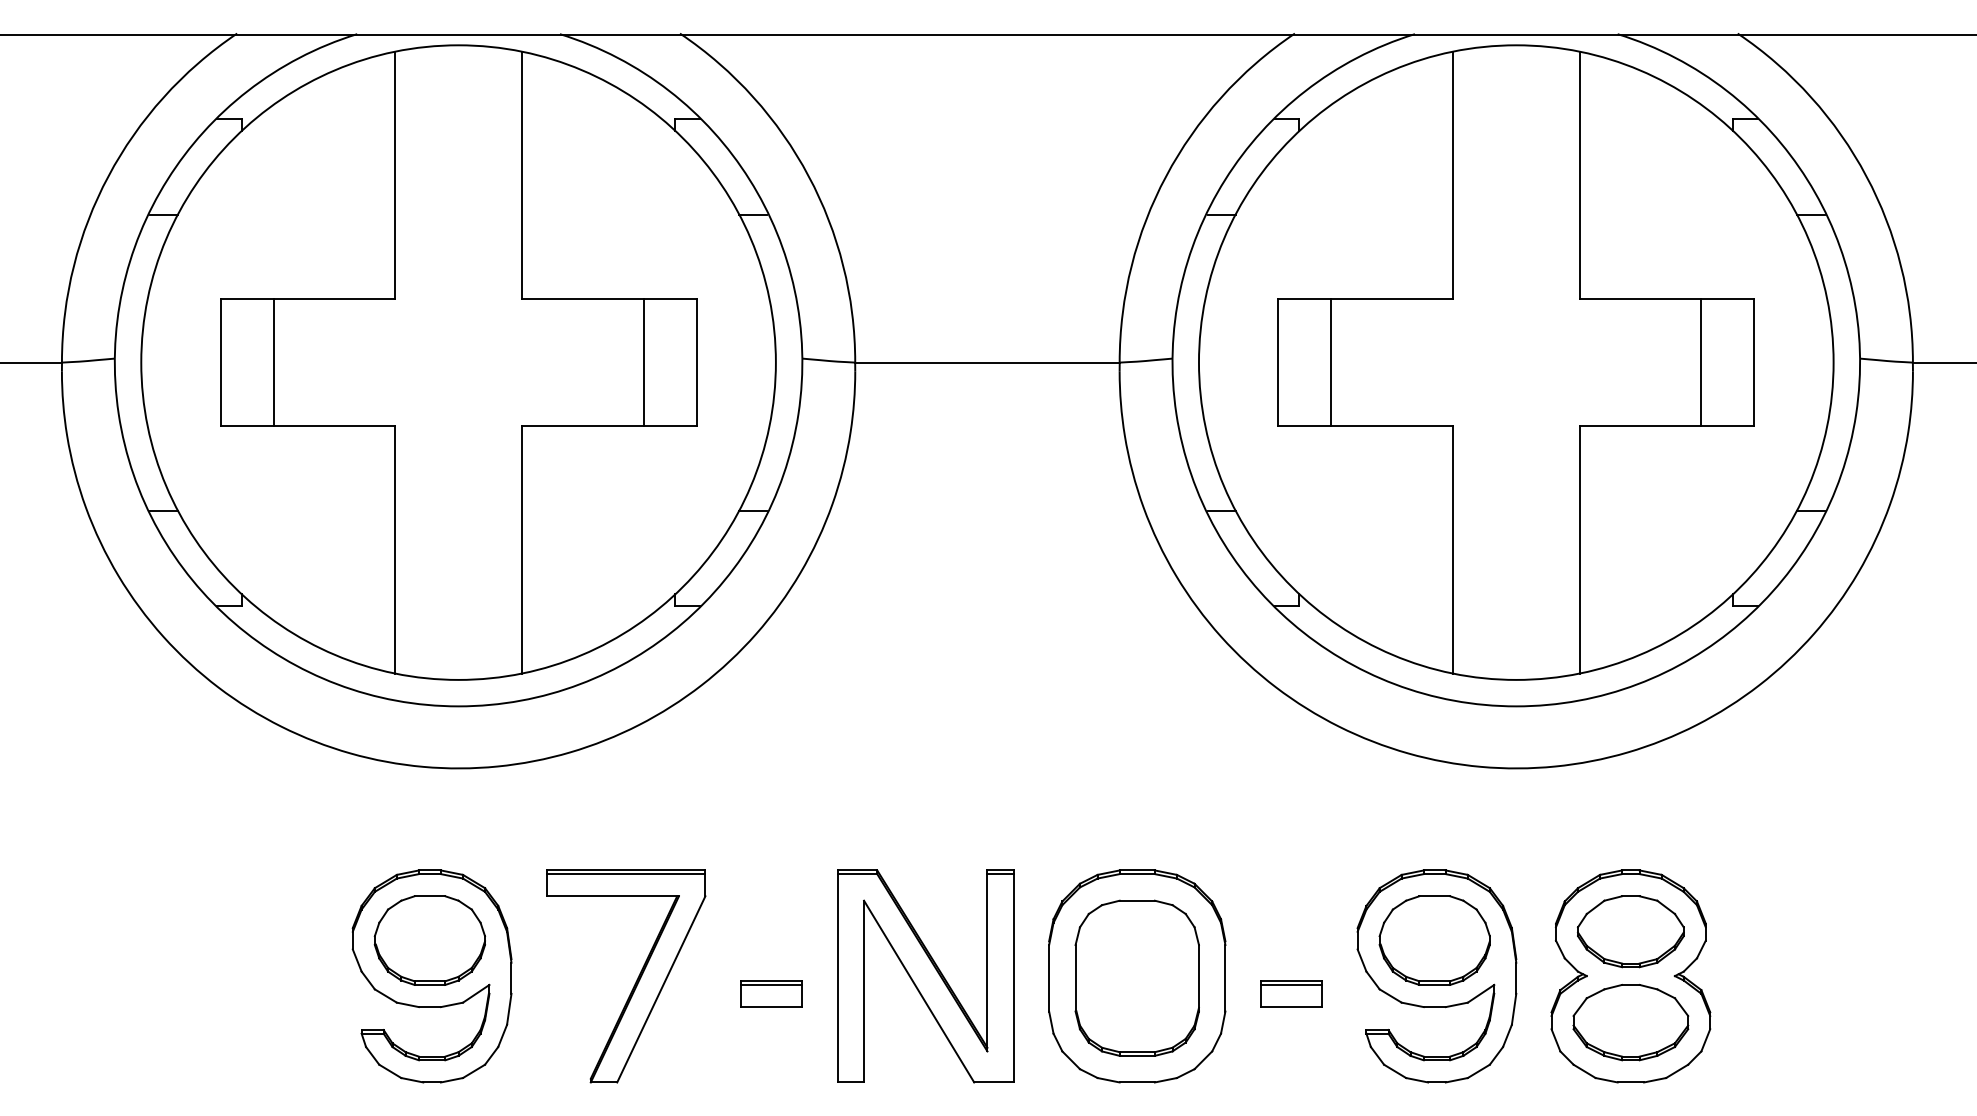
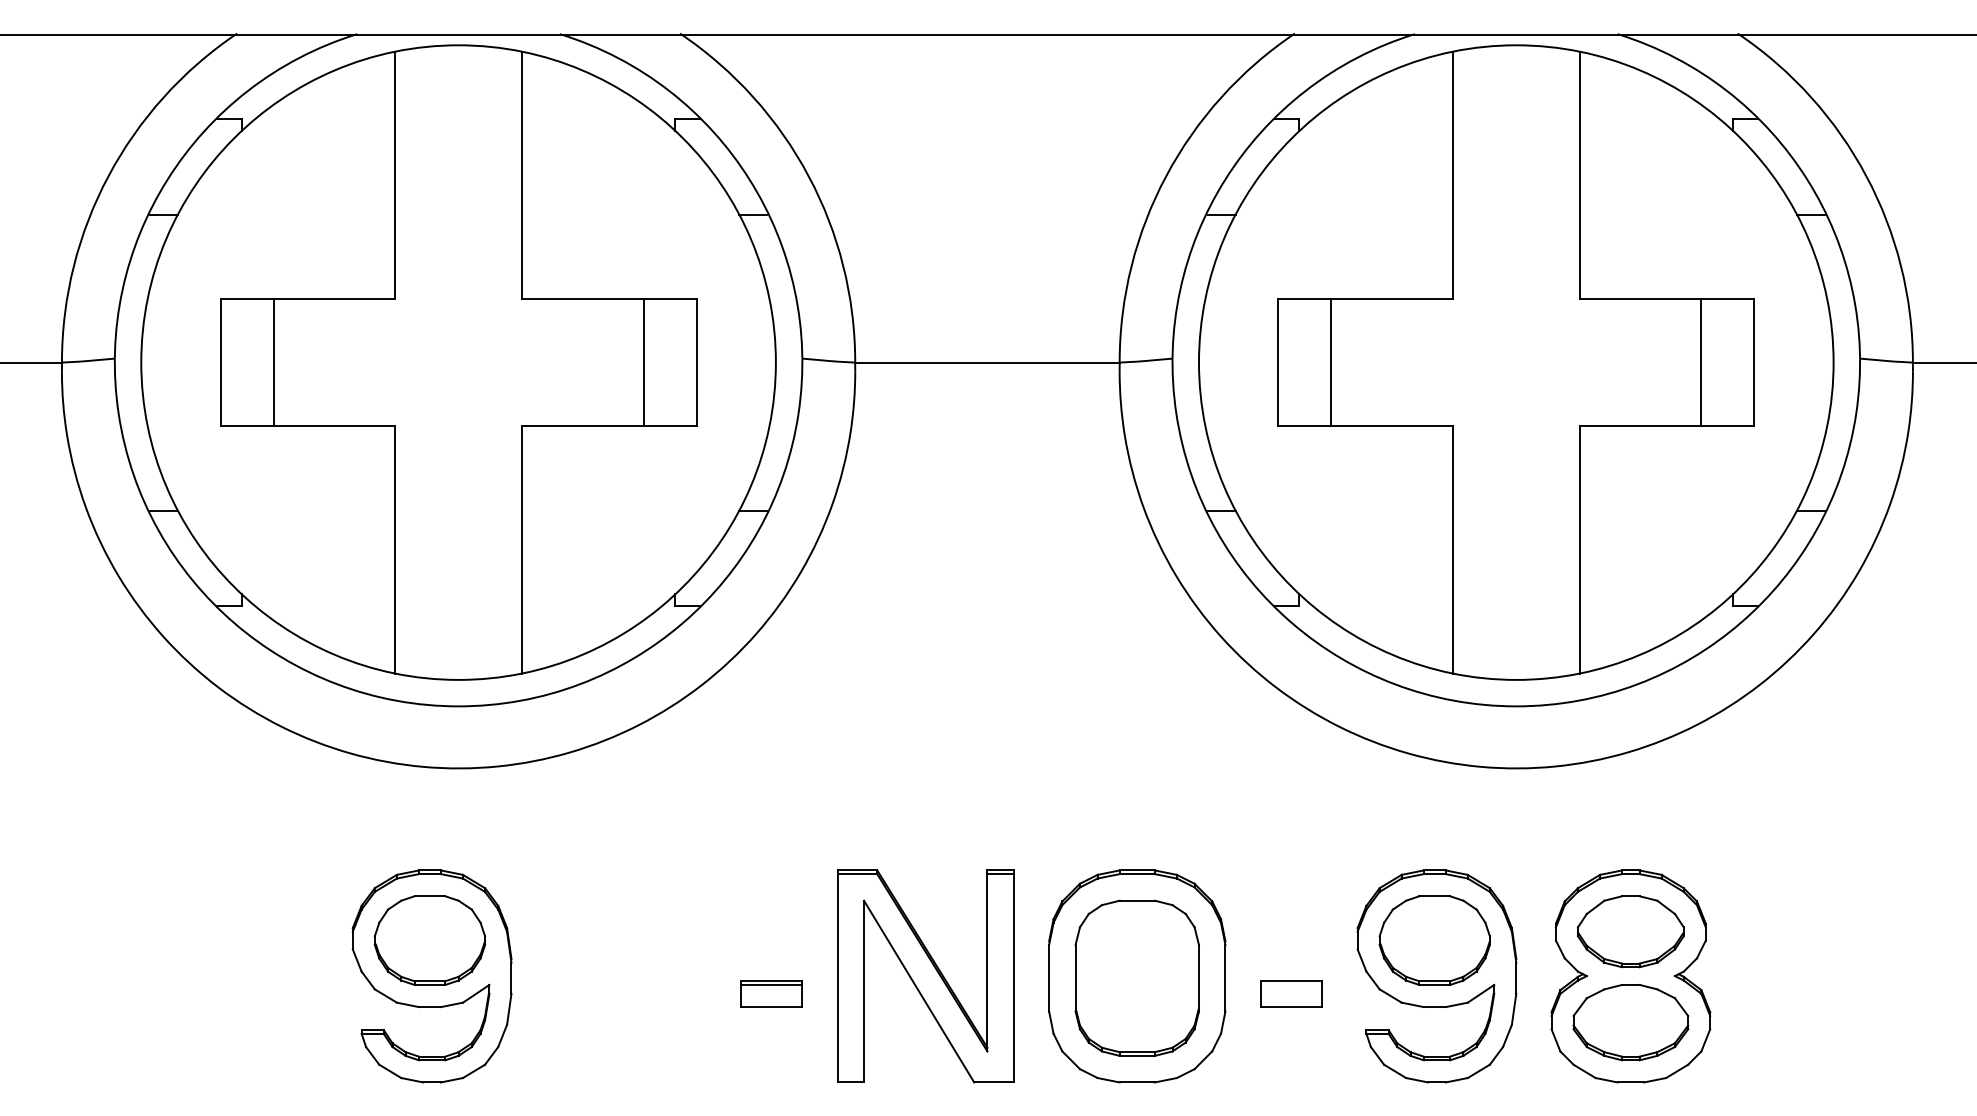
part: present -> none (635, 981)
line: present -> none (1291, 984)
